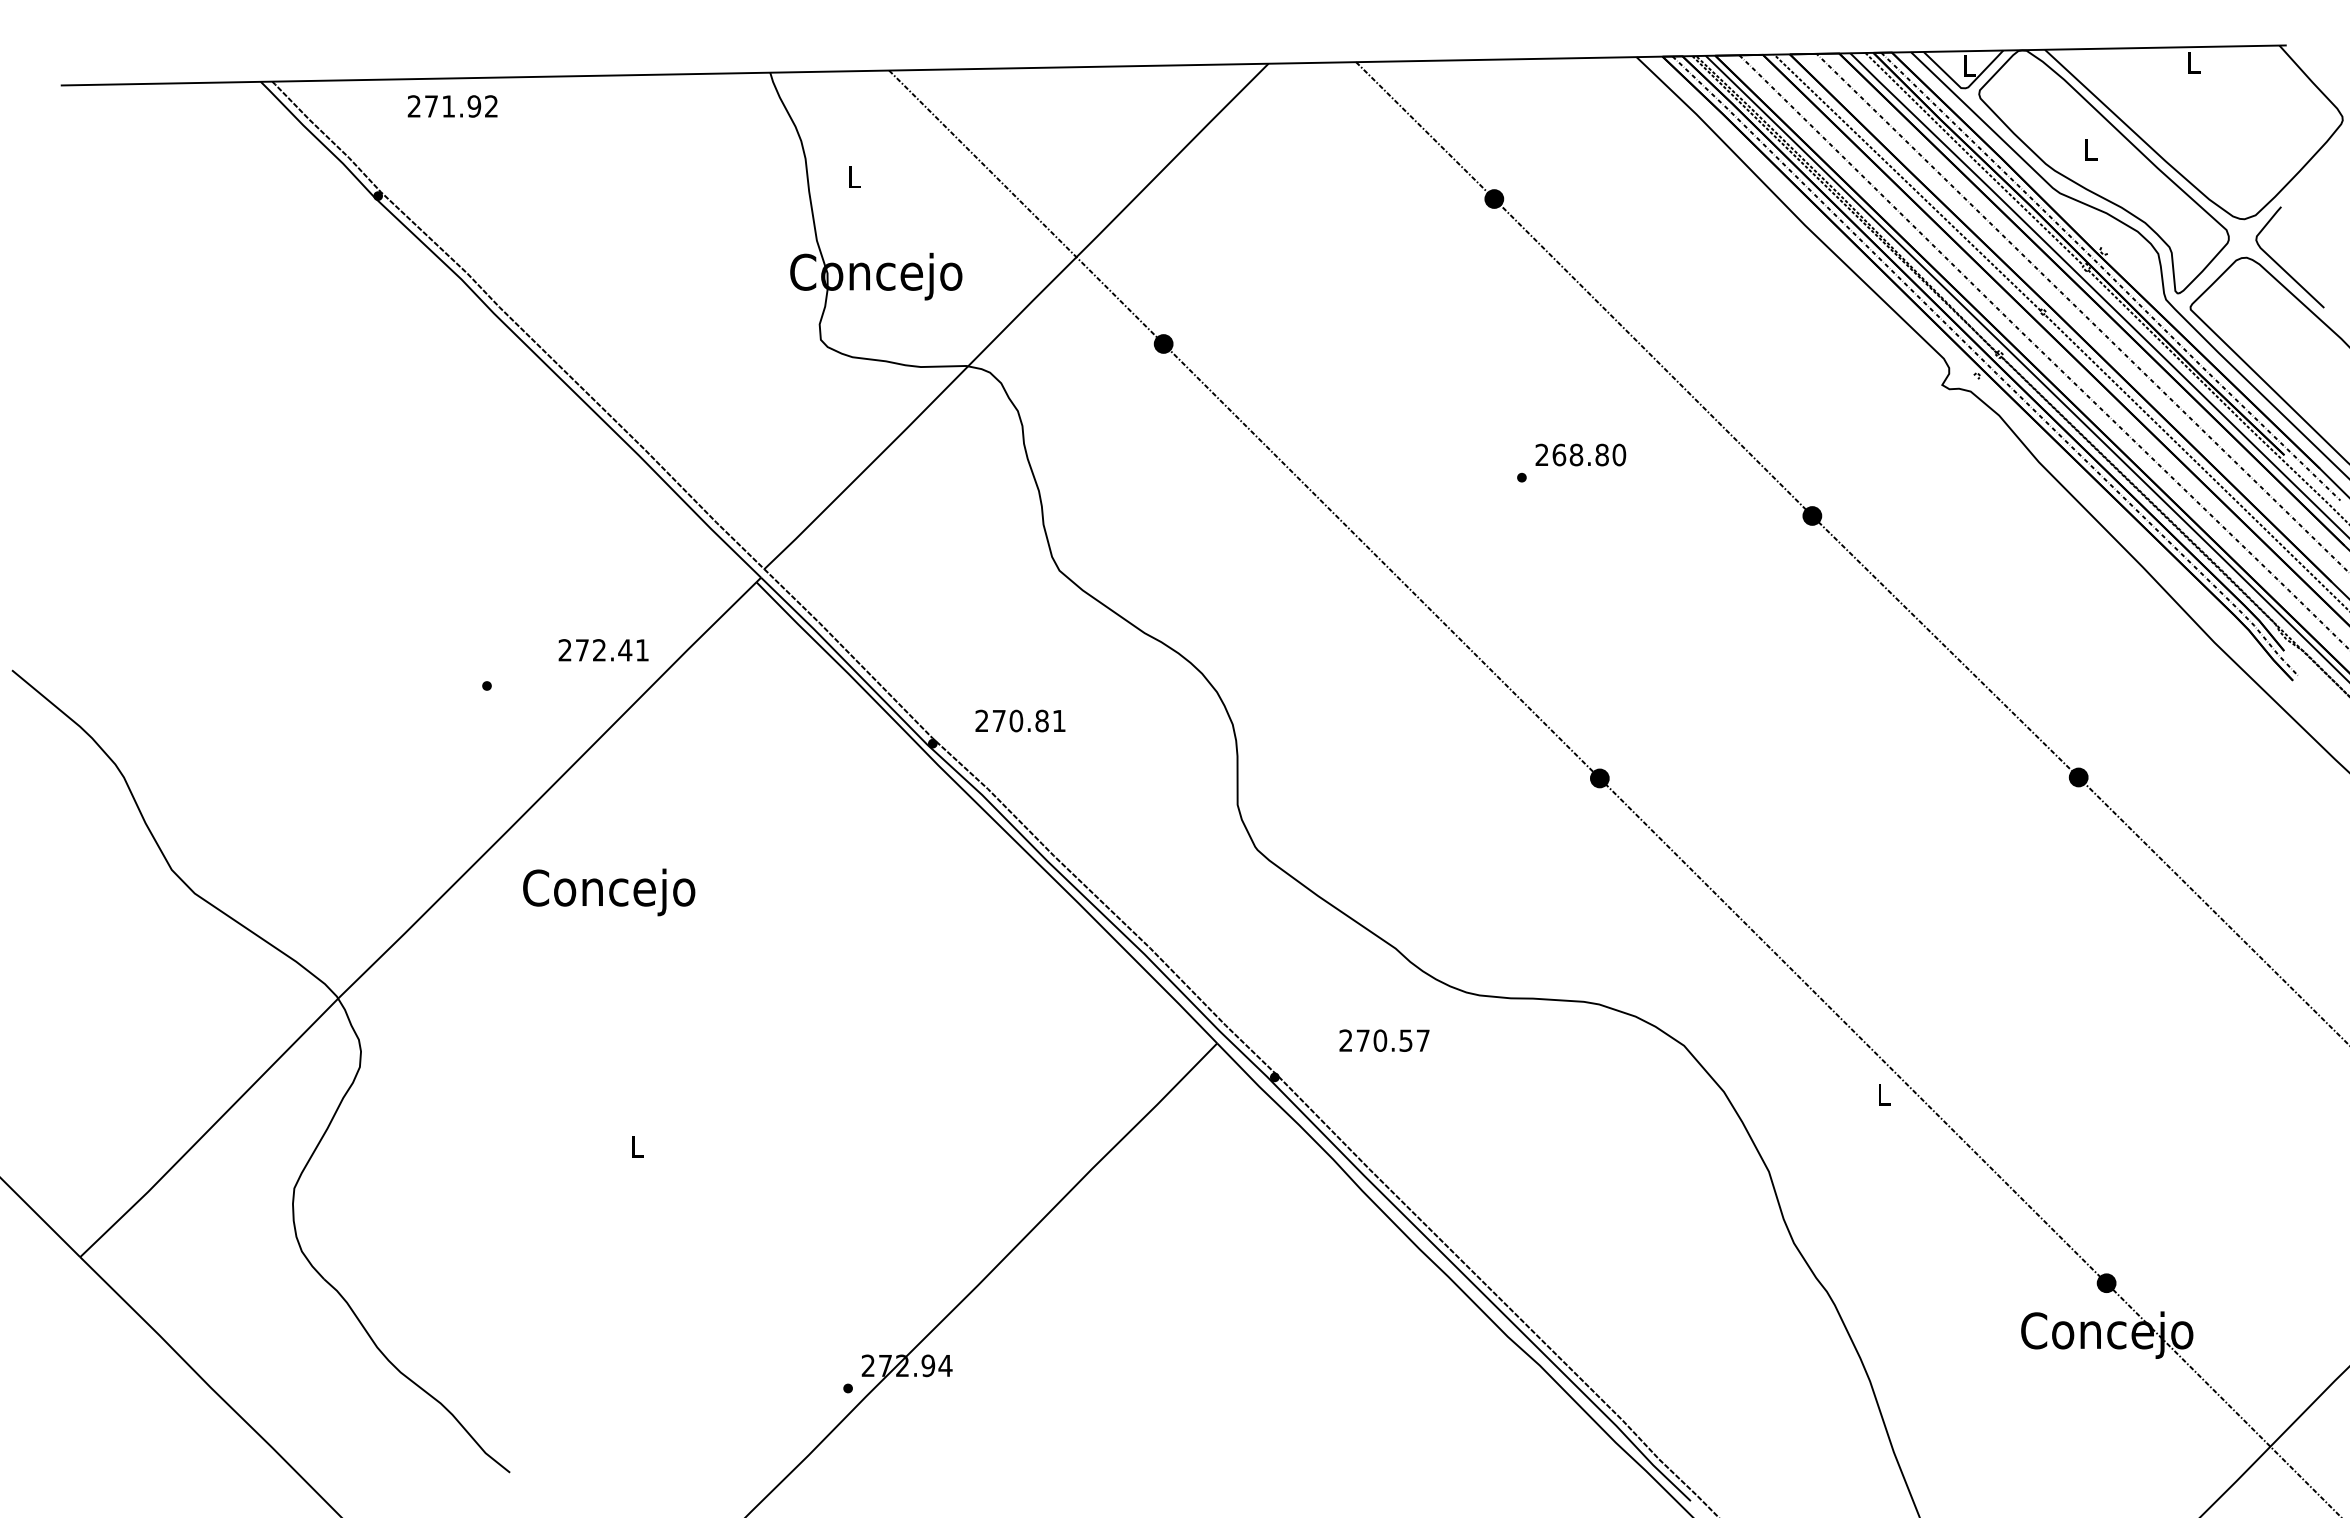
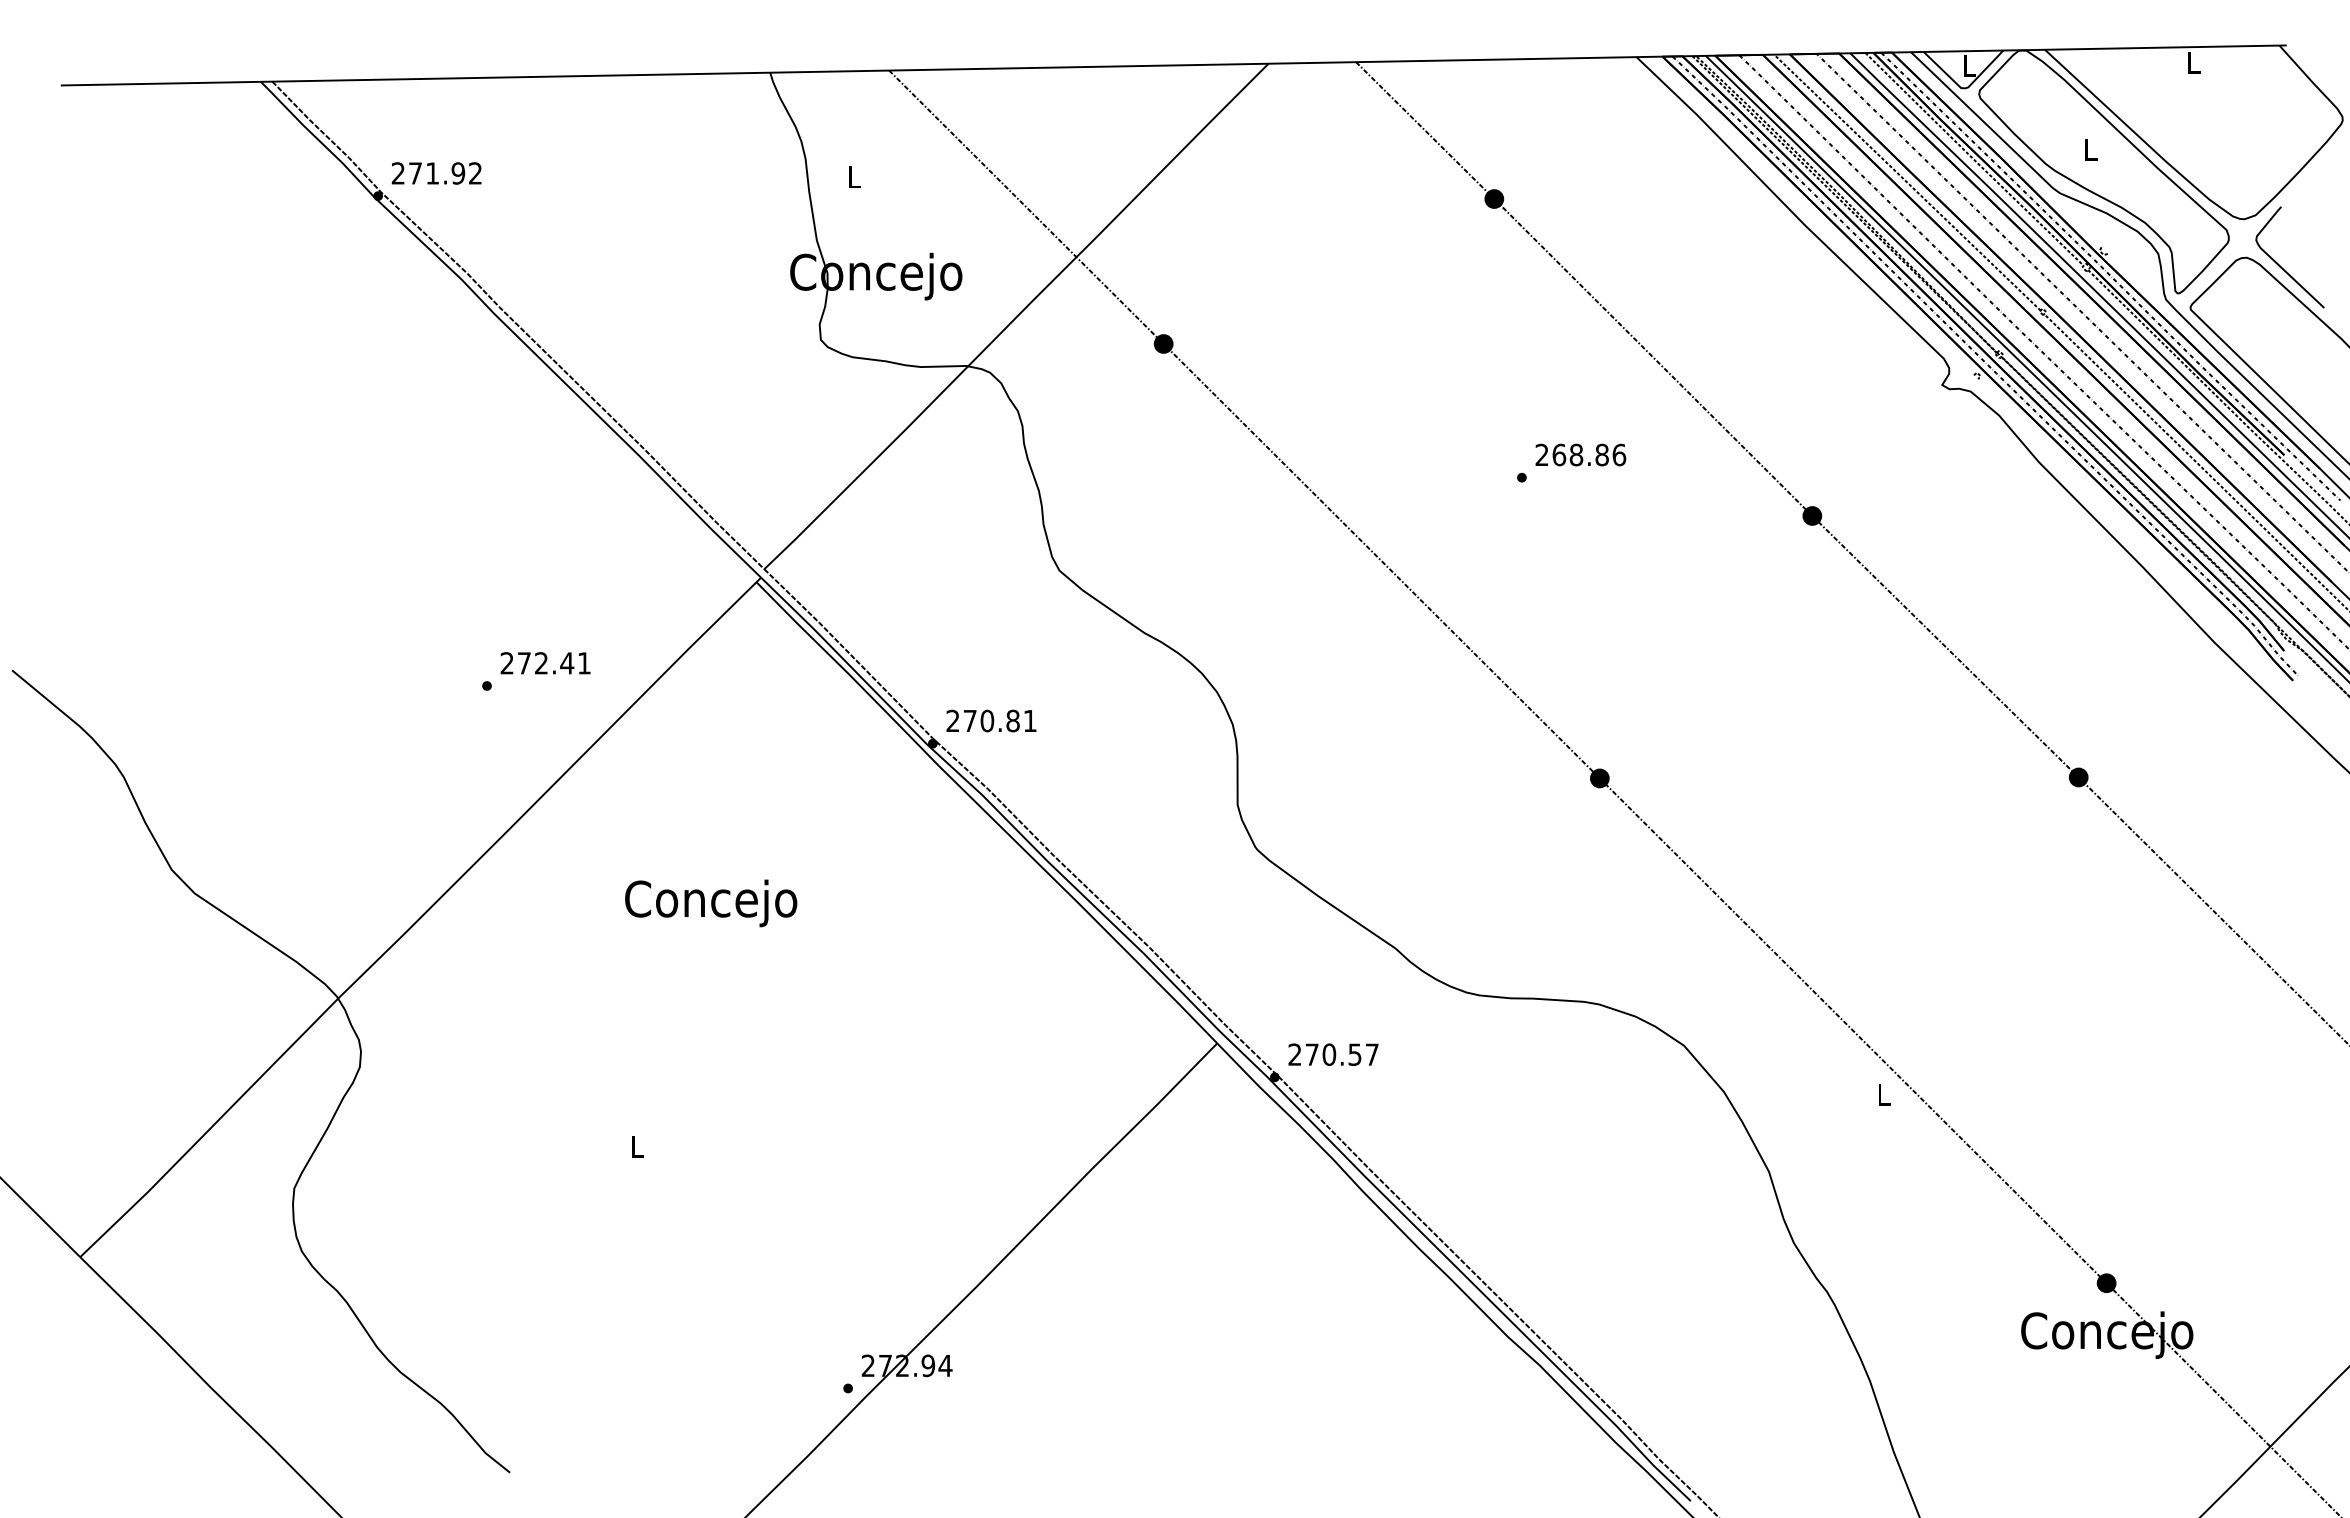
text position: (452, 106) -> (436, 173) (436, 173)
text: 268.80 -> 268.86 (1619, 454)
text position: (603, 650) -> (545, 663) (545, 663)
text position: (1020, 720) -> (991, 720) (991, 720)
text position: (609, 892) -> (711, 903) (711, 903)
text position: (1384, 1040) -> (1333, 1054) (1333, 1054)
